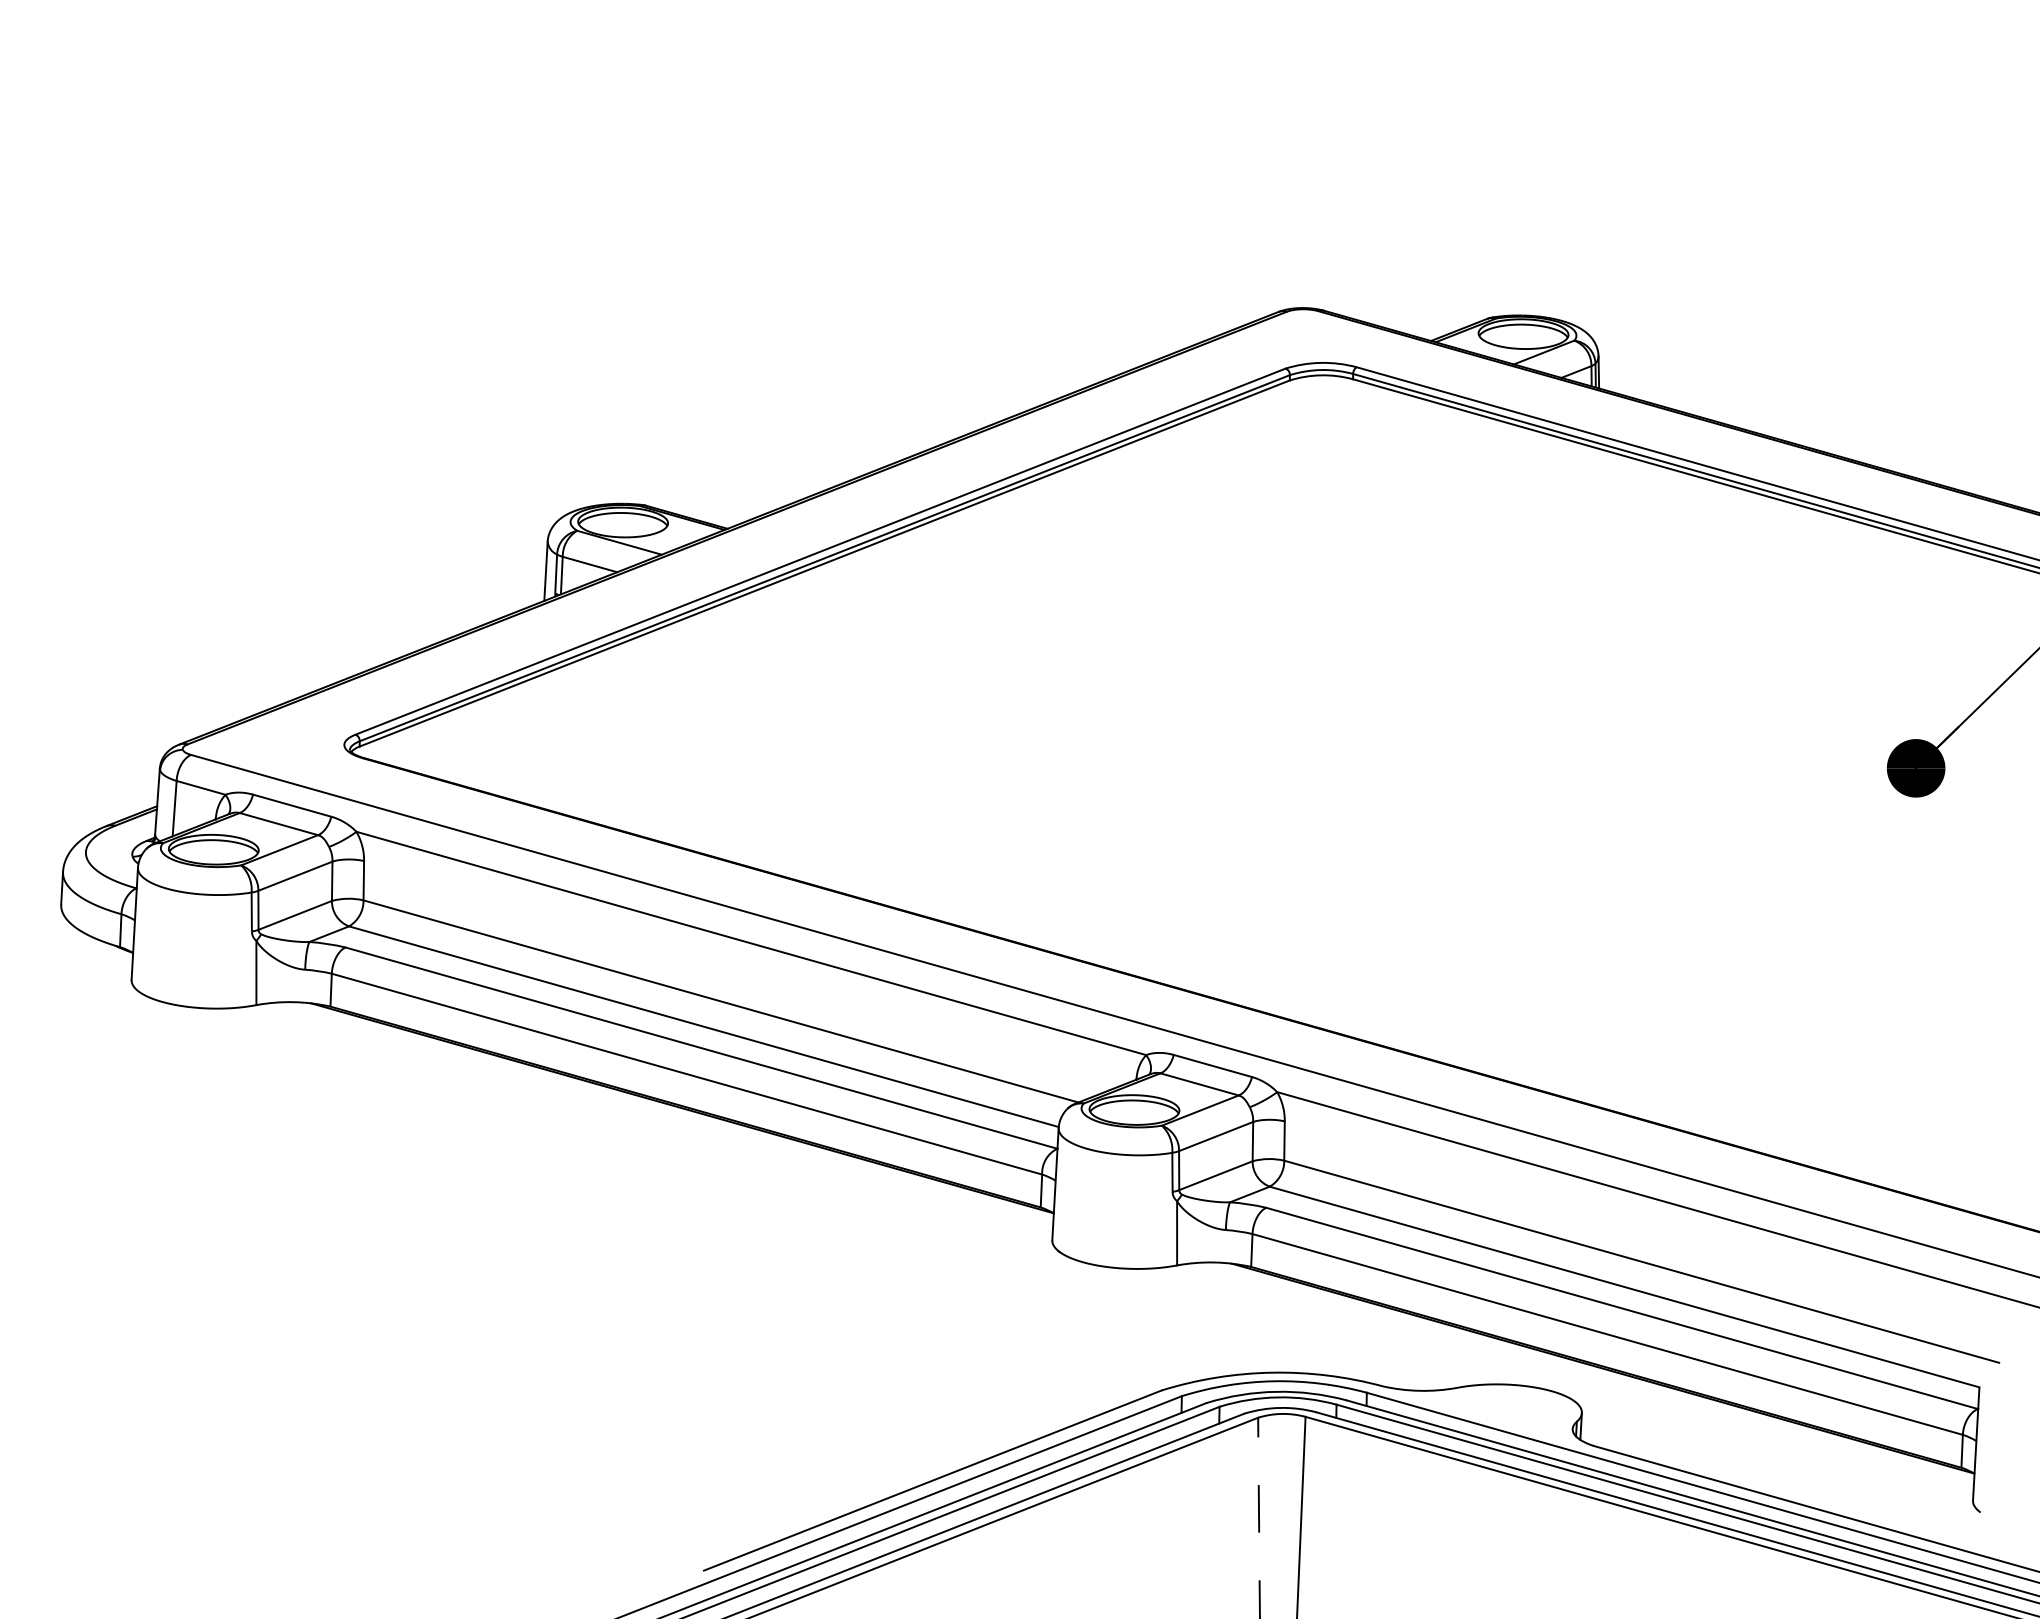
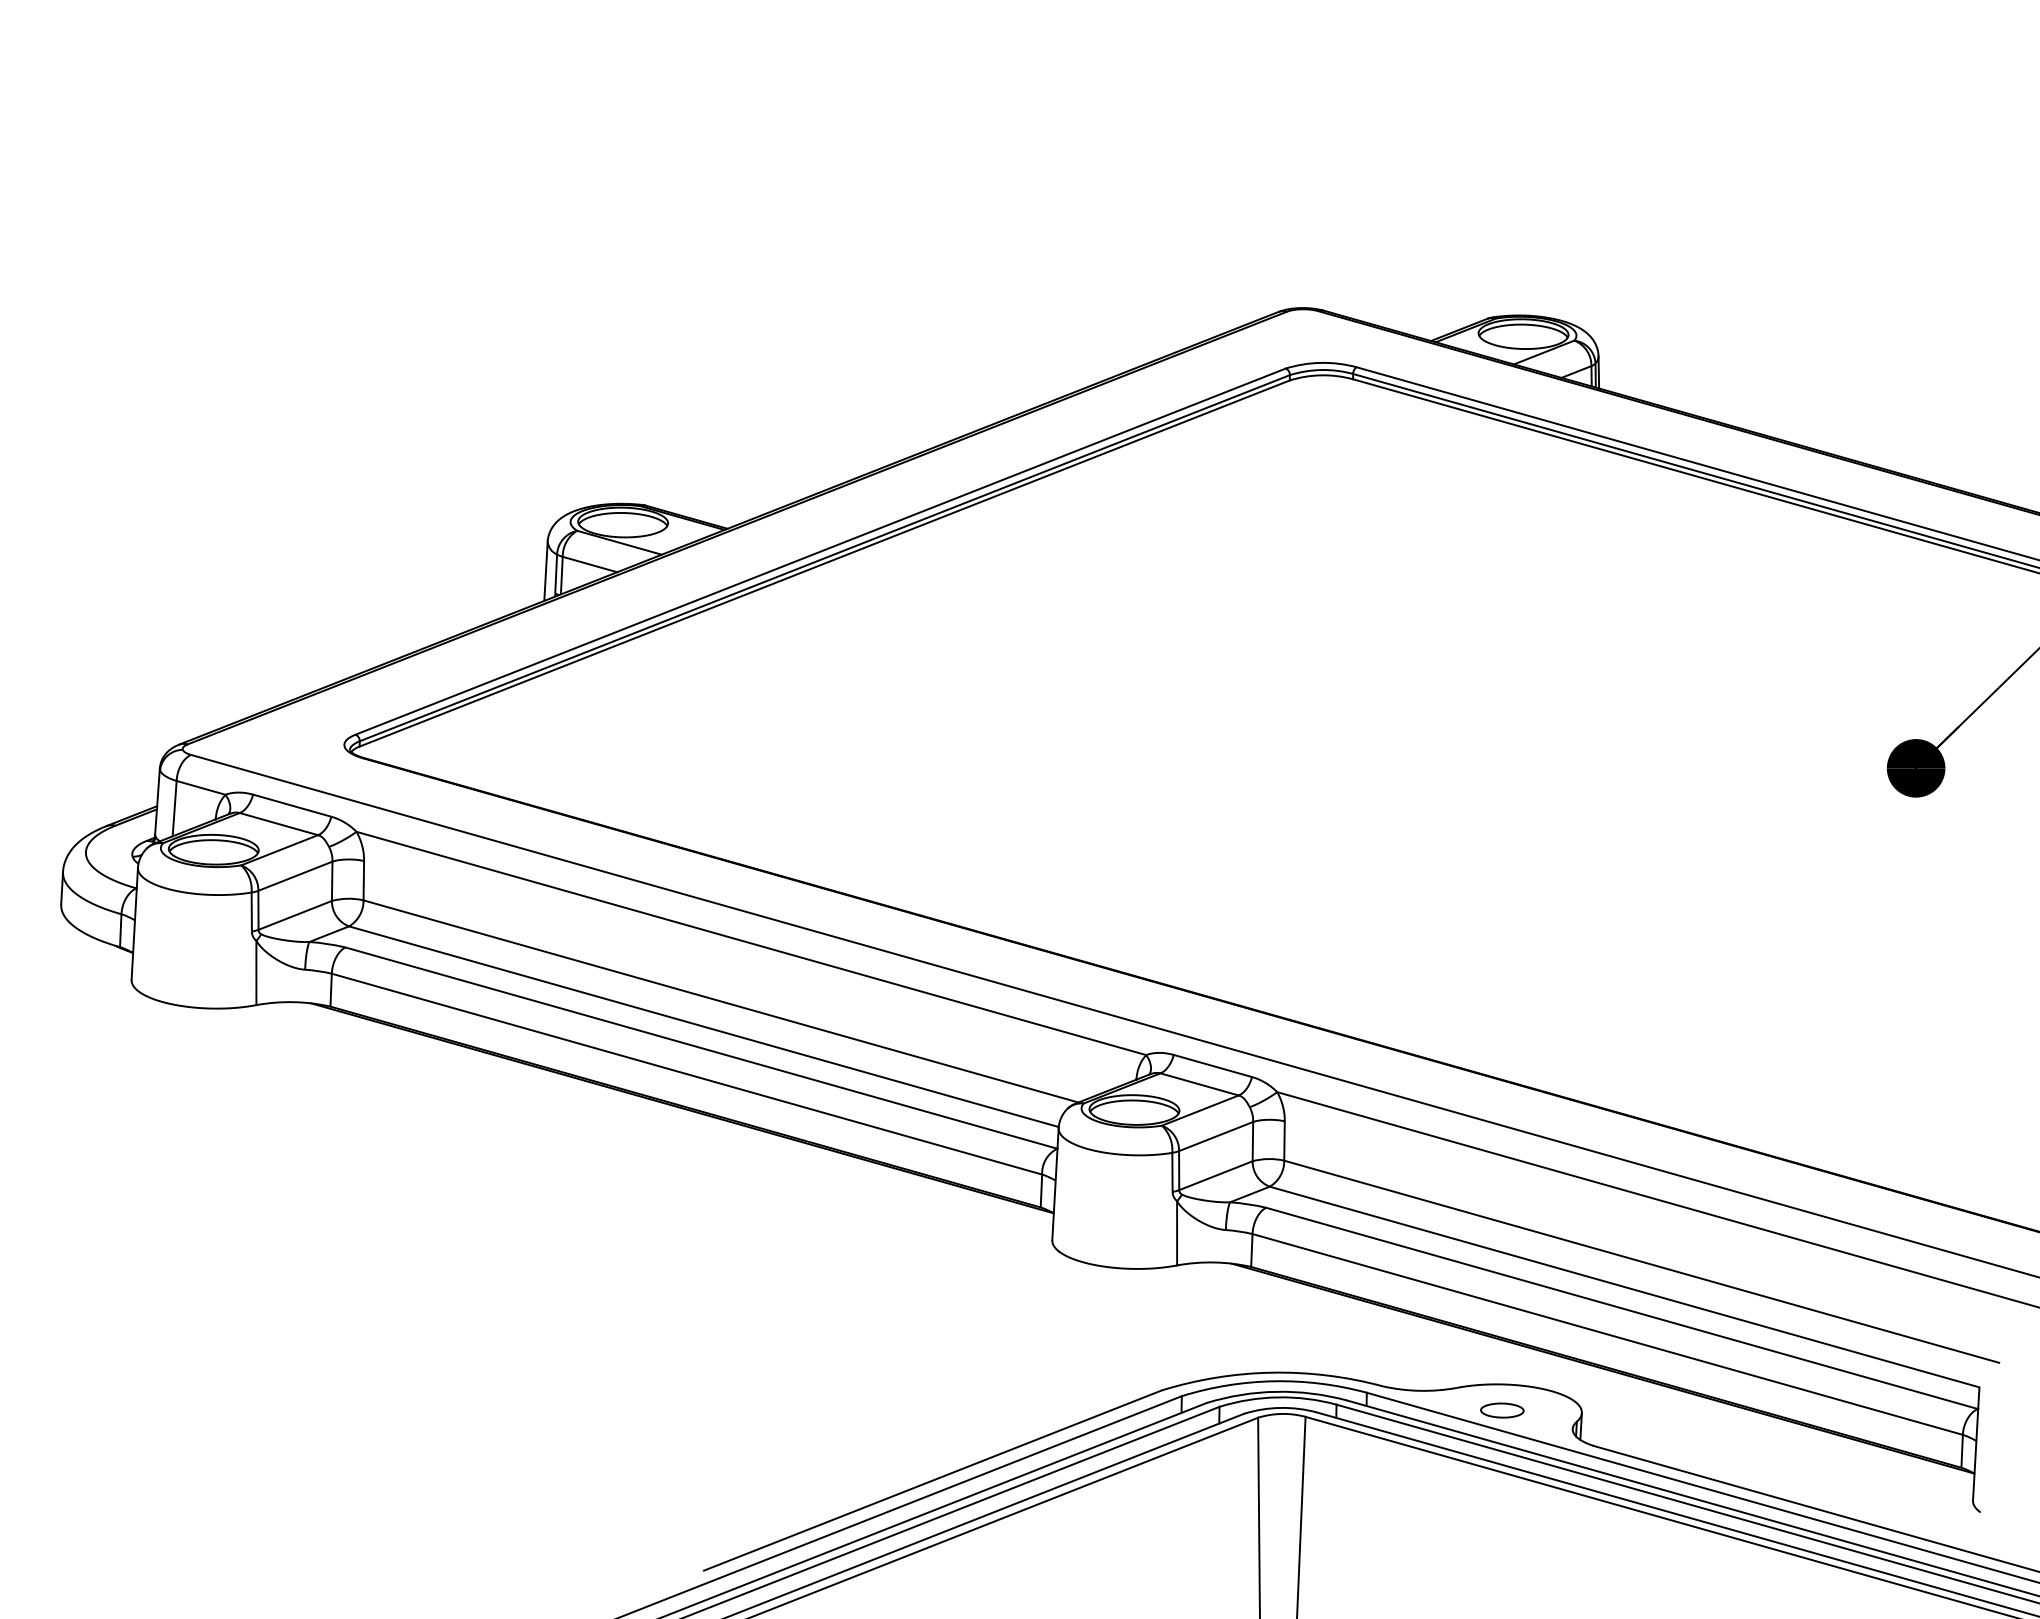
part: none -> present (1502, 1410)
line: dashed -> solid (1259, 1517)
